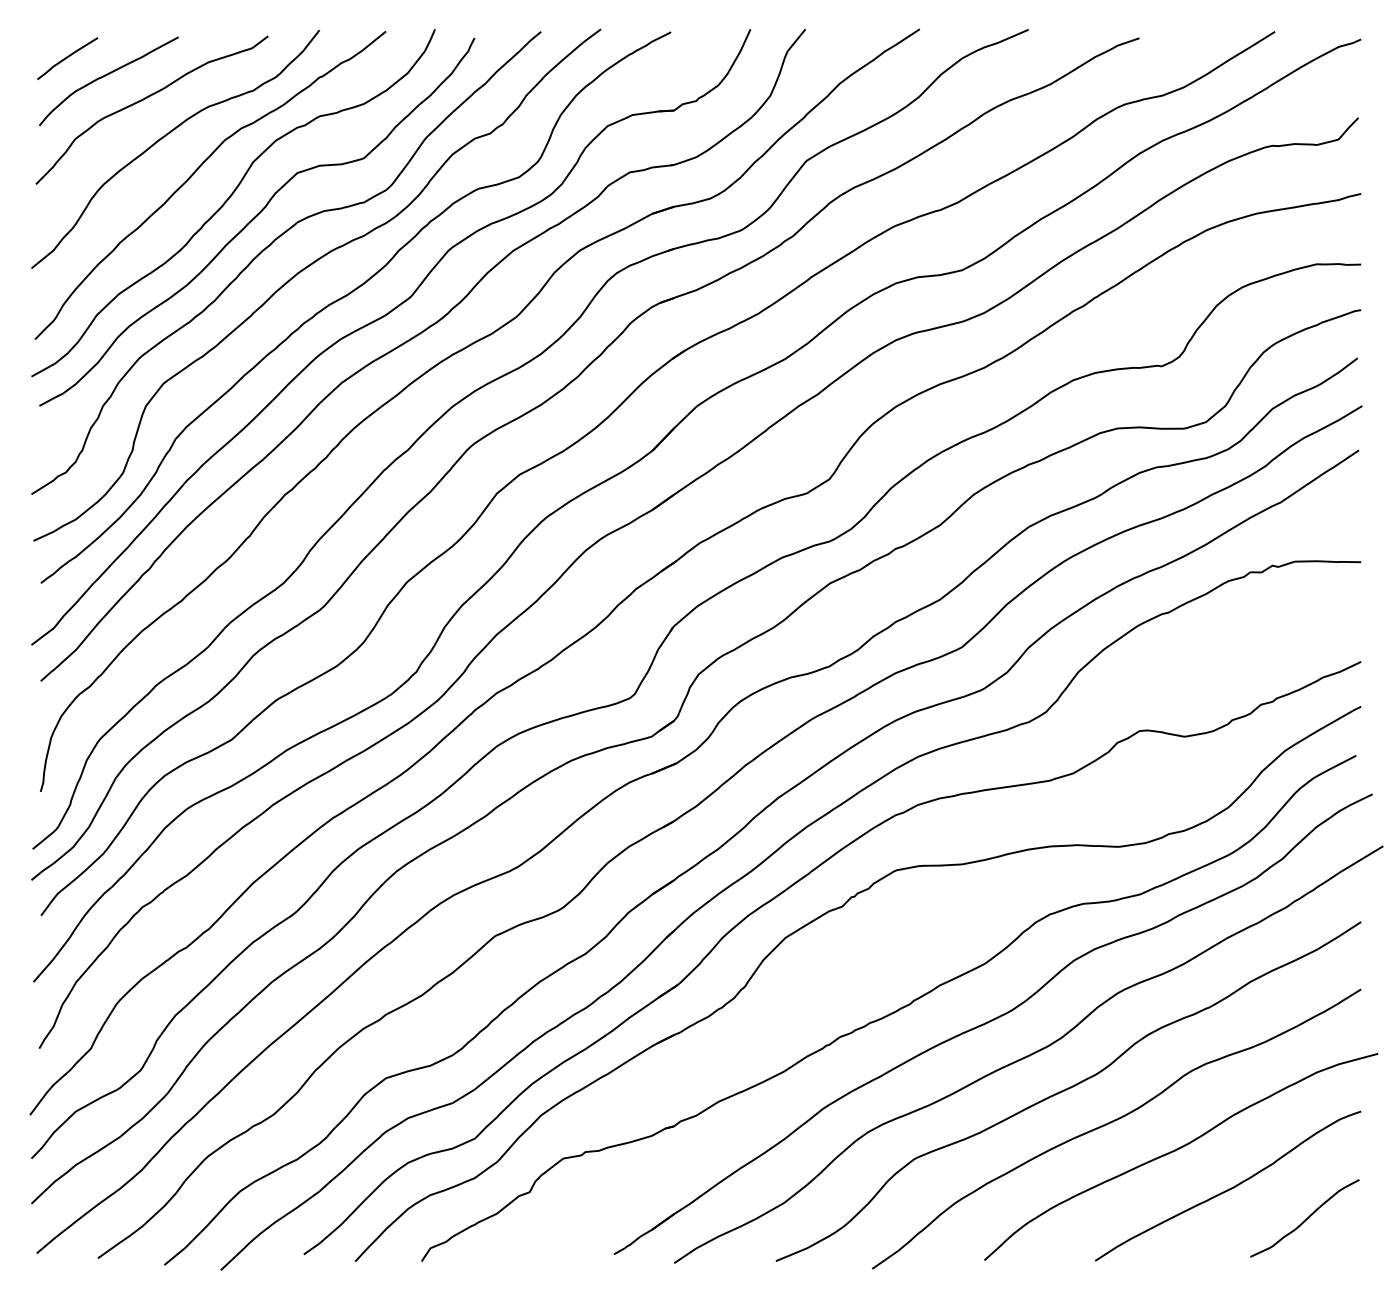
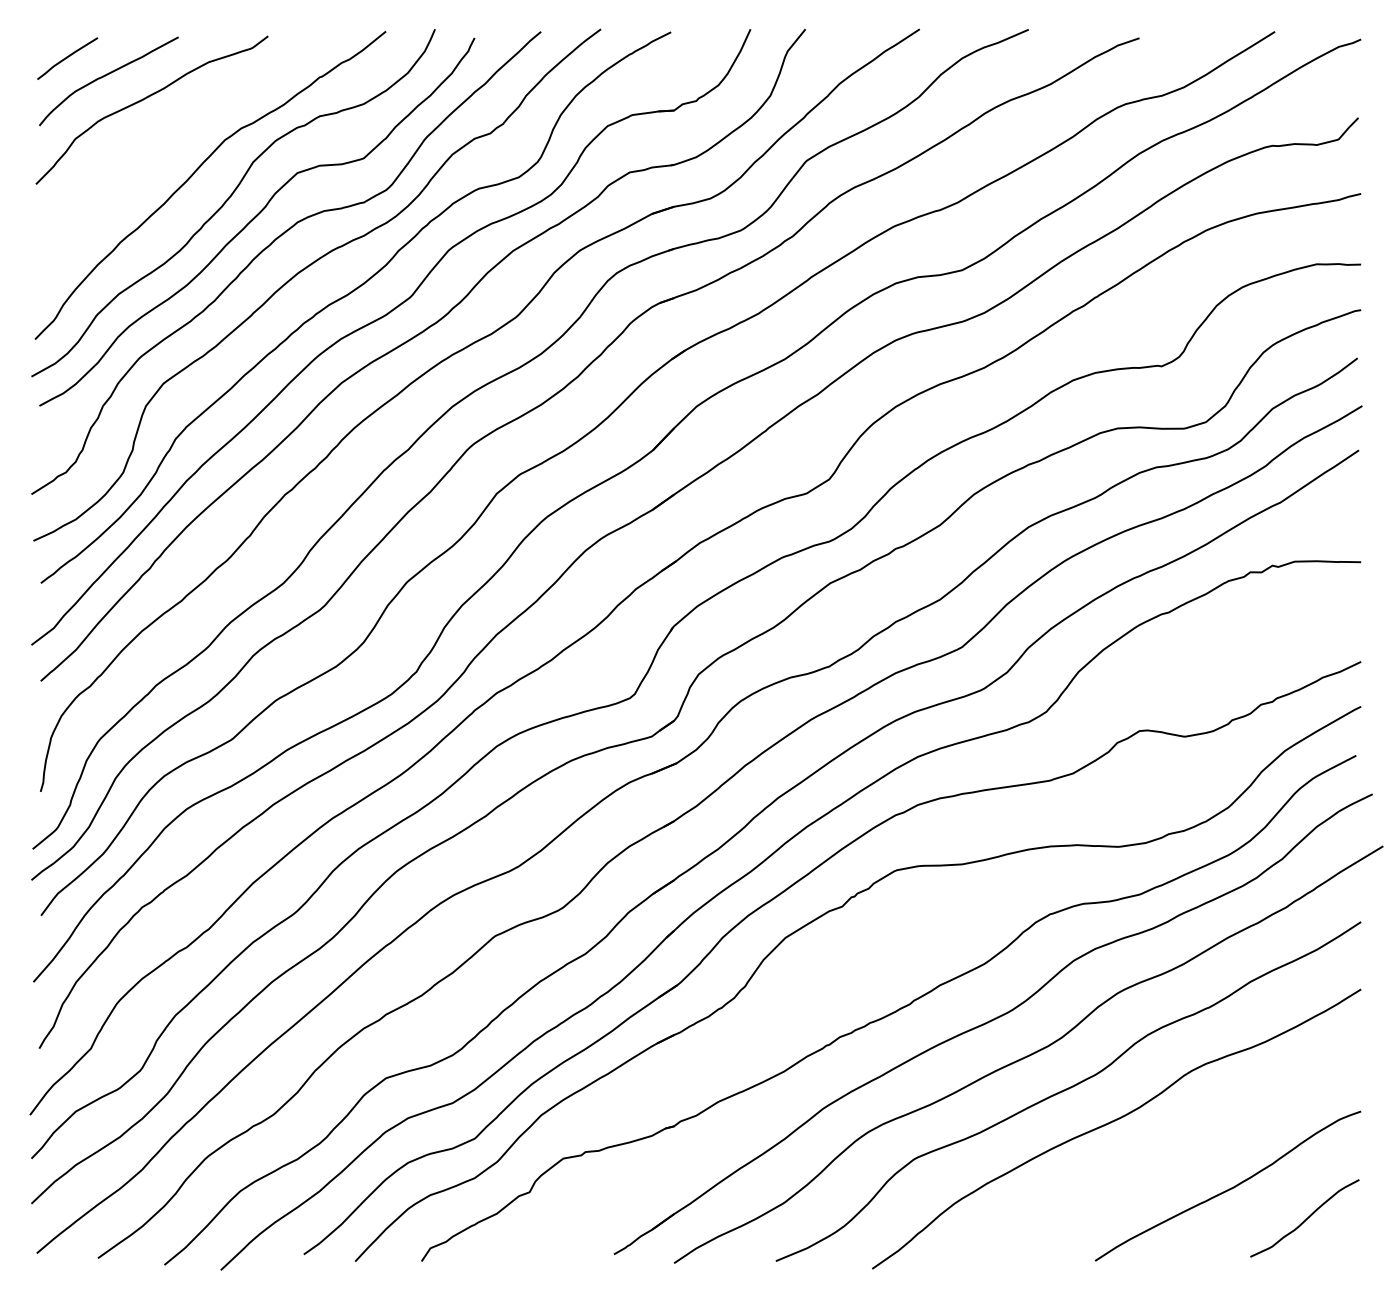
curve: present -> none (166, 136)
curve: present -> none (1177, 1150)
